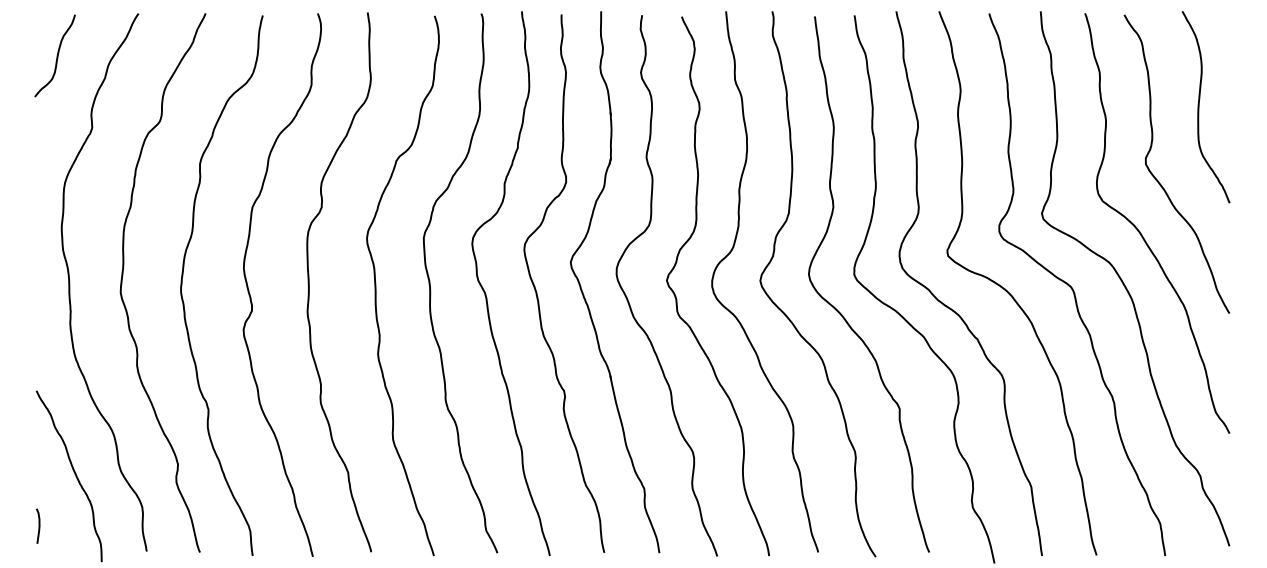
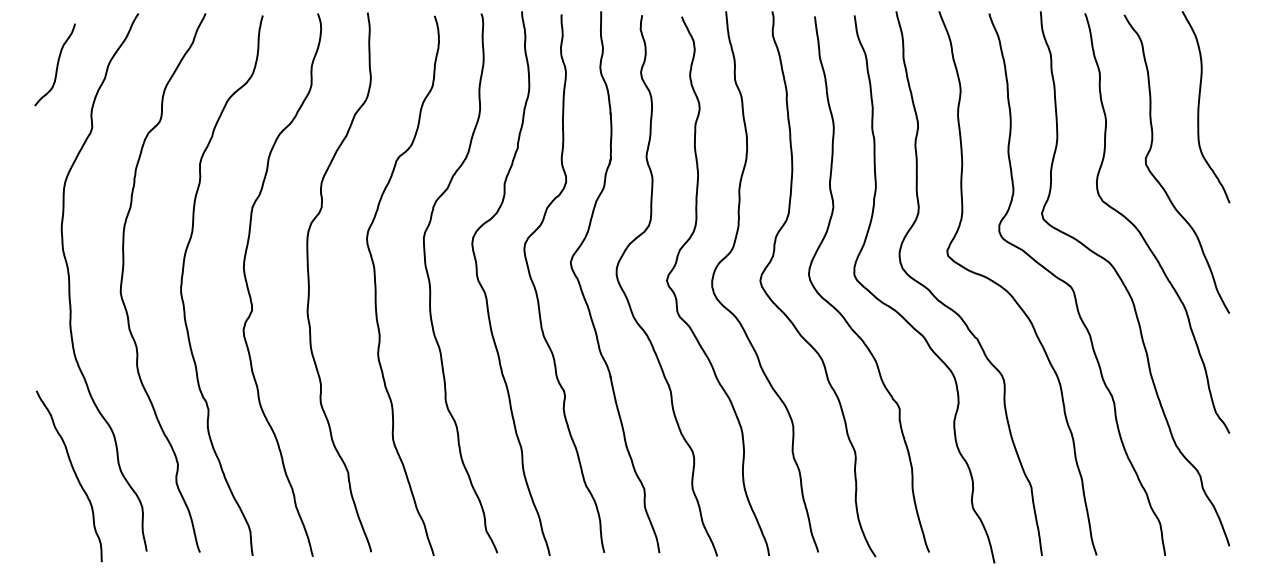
curve position: (56, 55) -> (56, 64) (56, 64)
curve: present -> none (38, 525)
